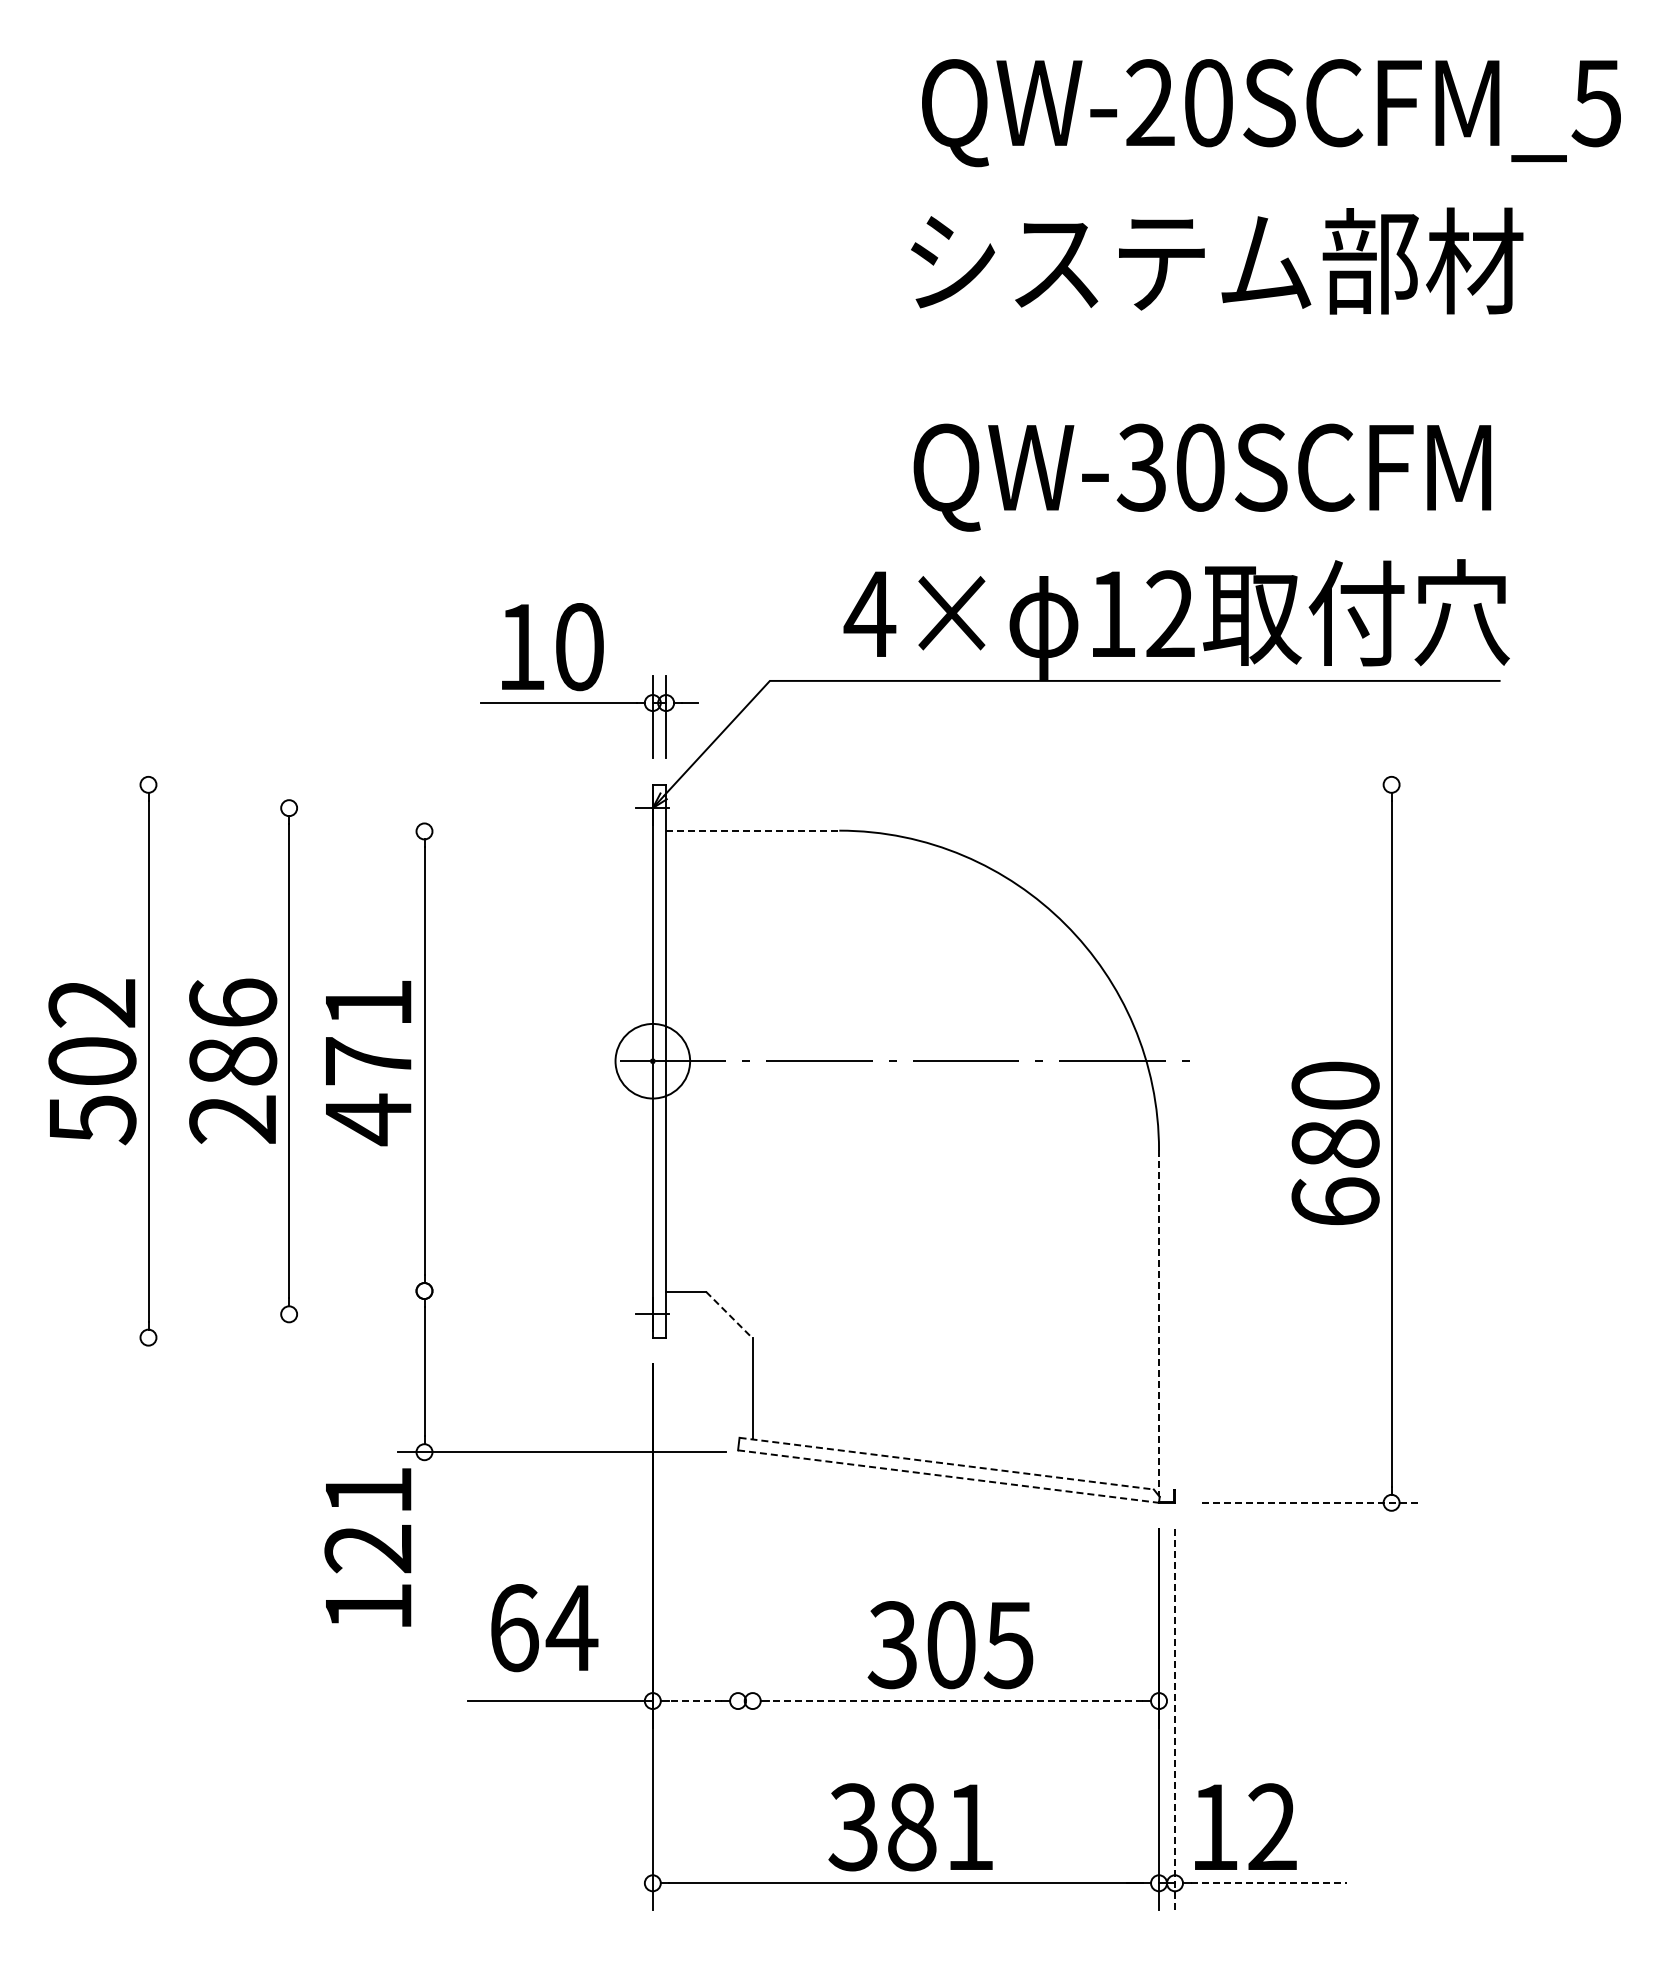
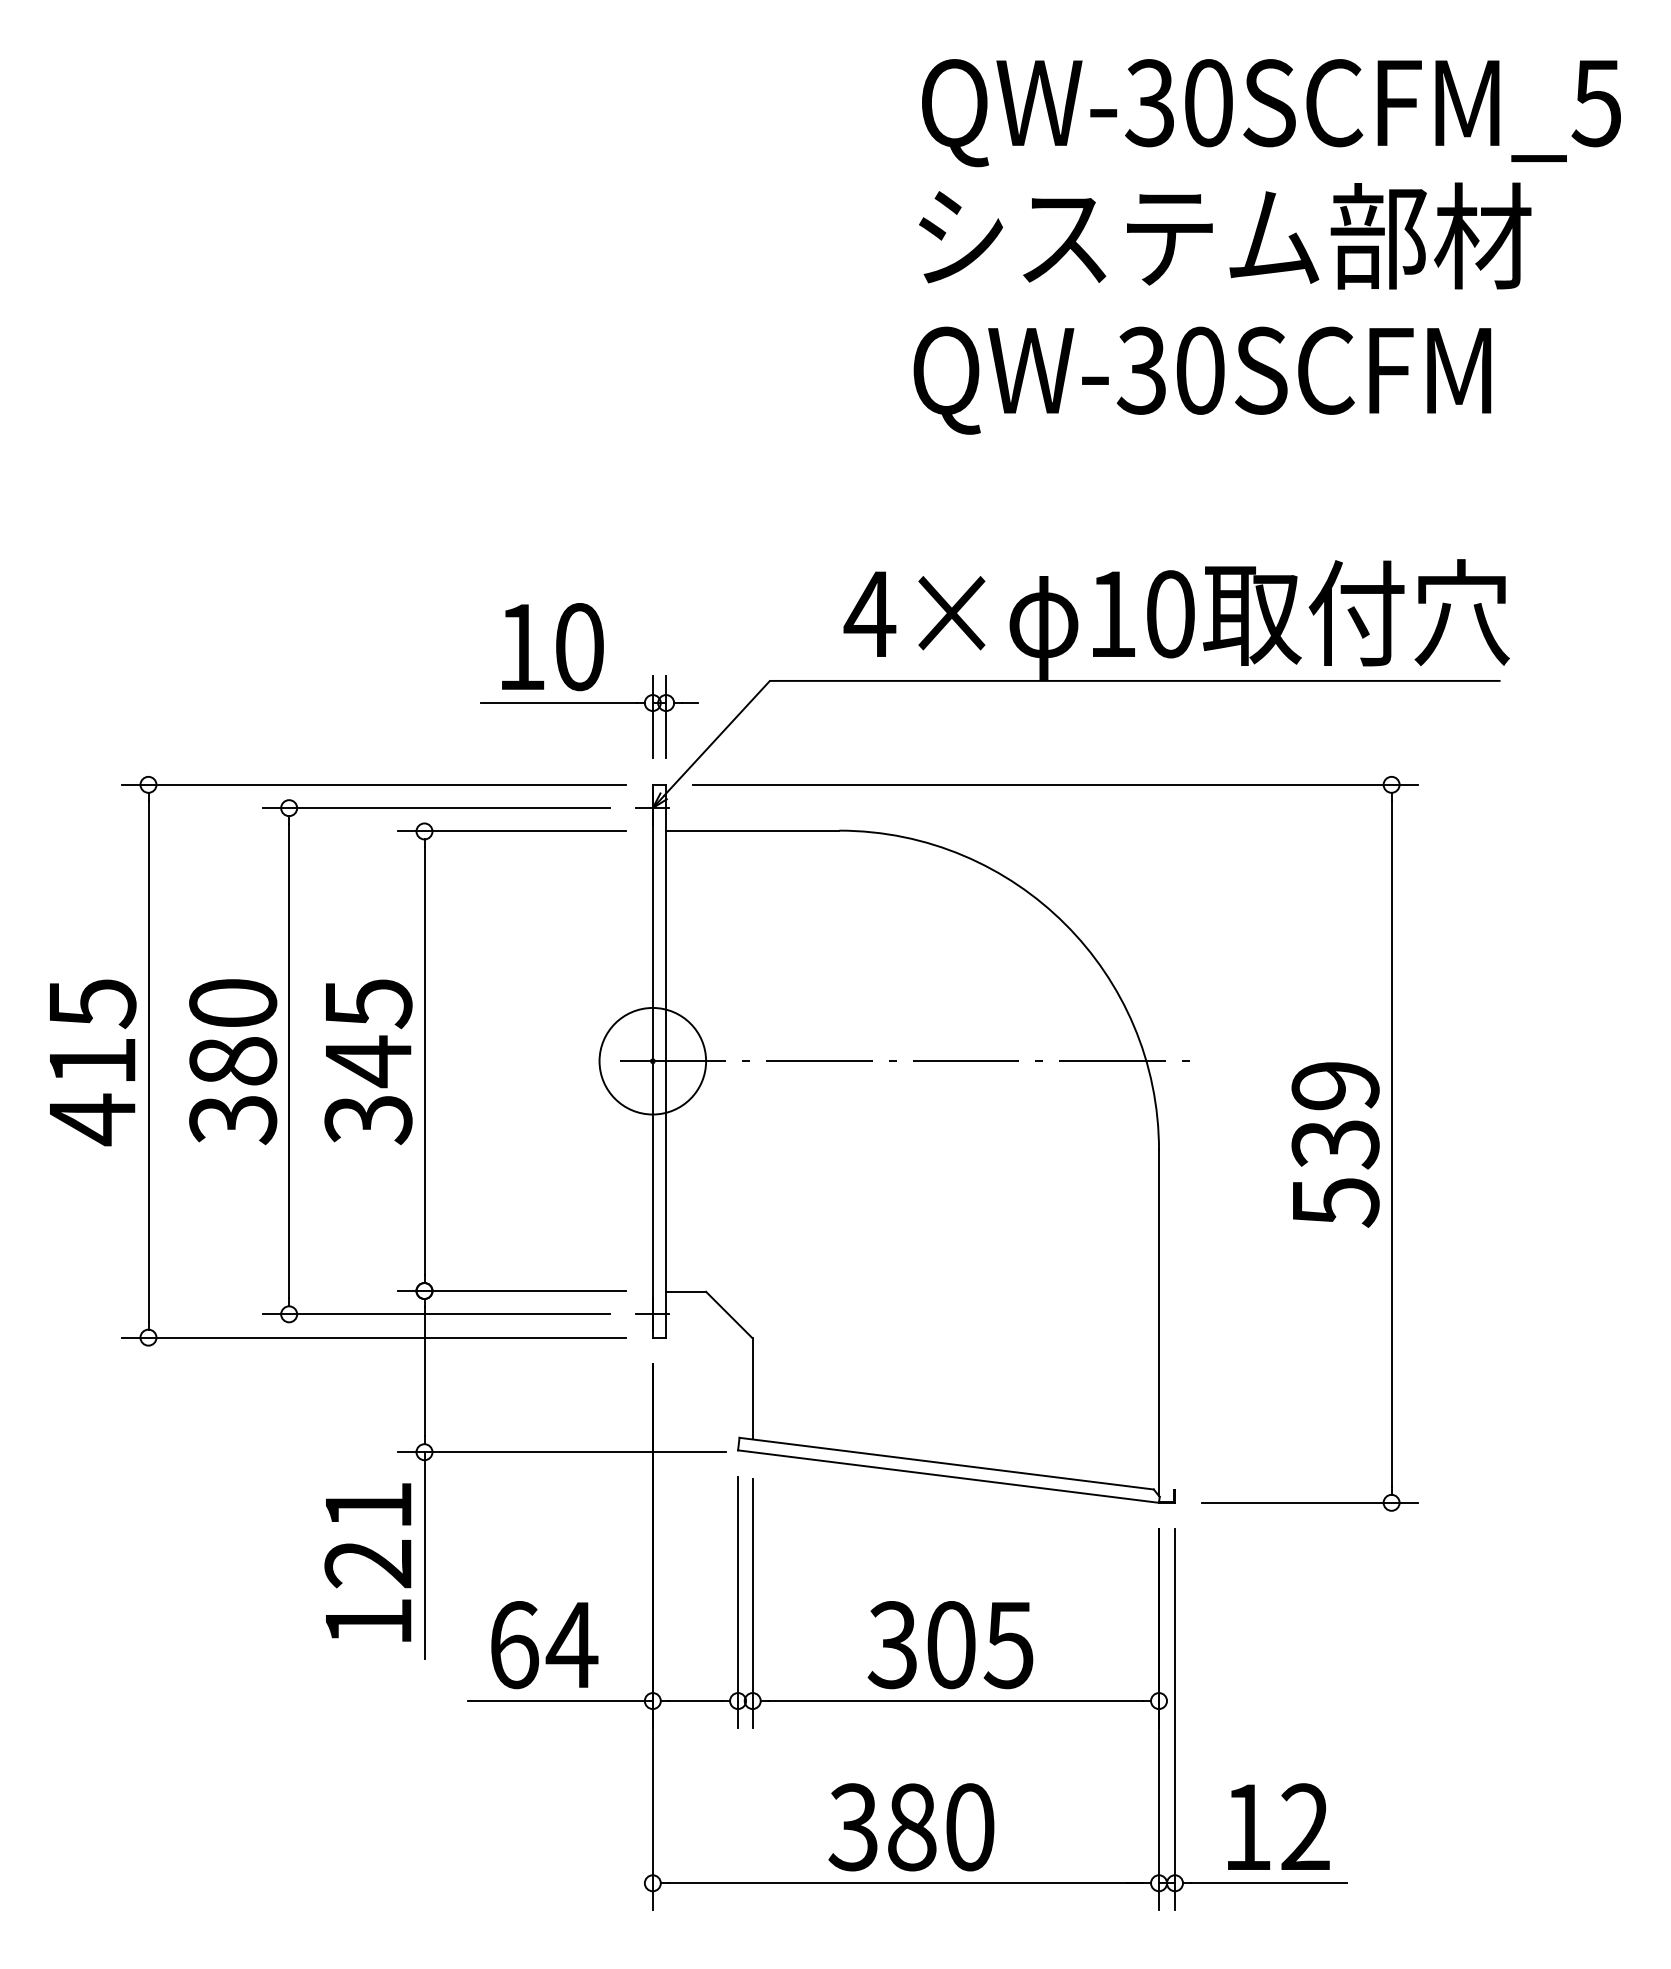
text: QW-20SCFM_5 -> QW-30SCFM_5 (1149, 103)
text position: (1217, 260) -> (1225, 235) (1225, 235)
text position: (1202, 477) -> (1202, 380) (1202, 380)
text: 12 -> 10 (1170, 614)
line: none -> present (373, 784)
line: none -> present (1055, 784)
line: none -> present (435, 808)
line: dashed -> solid (752, 830)
line: none -> present (511, 831)
circle diameter: 75 px -> 107 px (652, 1060)
text: 286 -> 380 (233, 1061)
text: 502 -> 415 (92, 1062)
text: 471 -> 345 (368, 1062)
text: 680 -> 539 (1335, 1144)
line: none -> present (511, 1291)
line: none -> present (435, 1314)
line: dashed -> solid (729, 1315)
line: dashed -> solid (1159, 1323)
line: none -> present (373, 1337)
line: dashed -> solid (946, 1463)
line: dashed -> solid (949, 1476)
line: dashed -> solid (1310, 1502)
text position: (367, 1547) -> (367, 1562) (367, 1562)
line: none -> present (424, 1555)
line: none -> present (738, 1601)
line: none -> present (752, 1602)
text position: (544, 1628) -> (544, 1645) (544, 1645)
line: dashed -> solid (695, 1701)
line: dashed -> solid (955, 1701)
line: dashed -> solid (1175, 1720)
text position: (1245, 1826) -> (1278, 1826) (1278, 1826)
text: 381 -> 380 (970, 1827)
line: dashed -> solid (1268, 1883)
